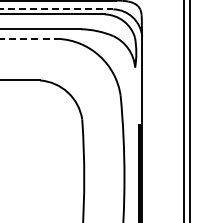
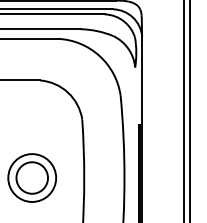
line: dashed -> solid (57, 9)
line: dashed -> solid (29, 38)
part: none -> present (32, 177)
